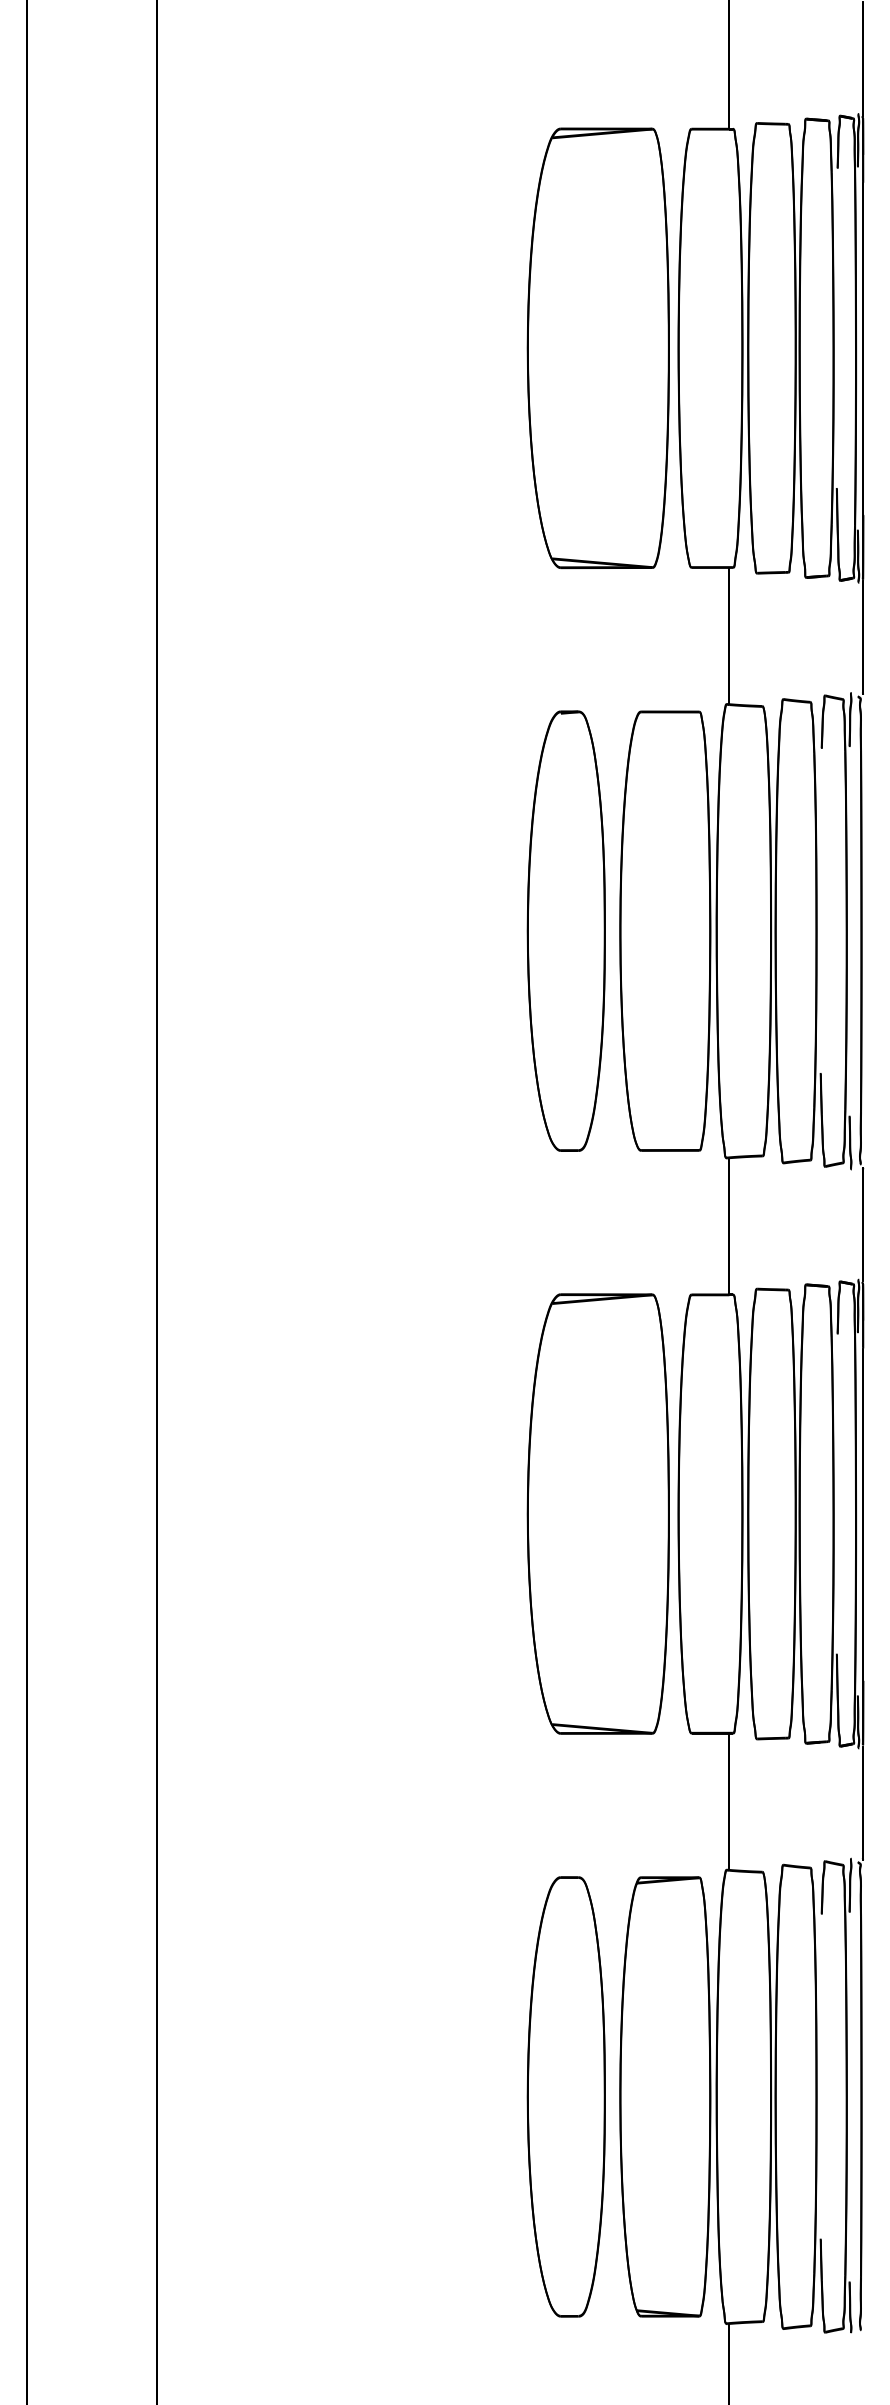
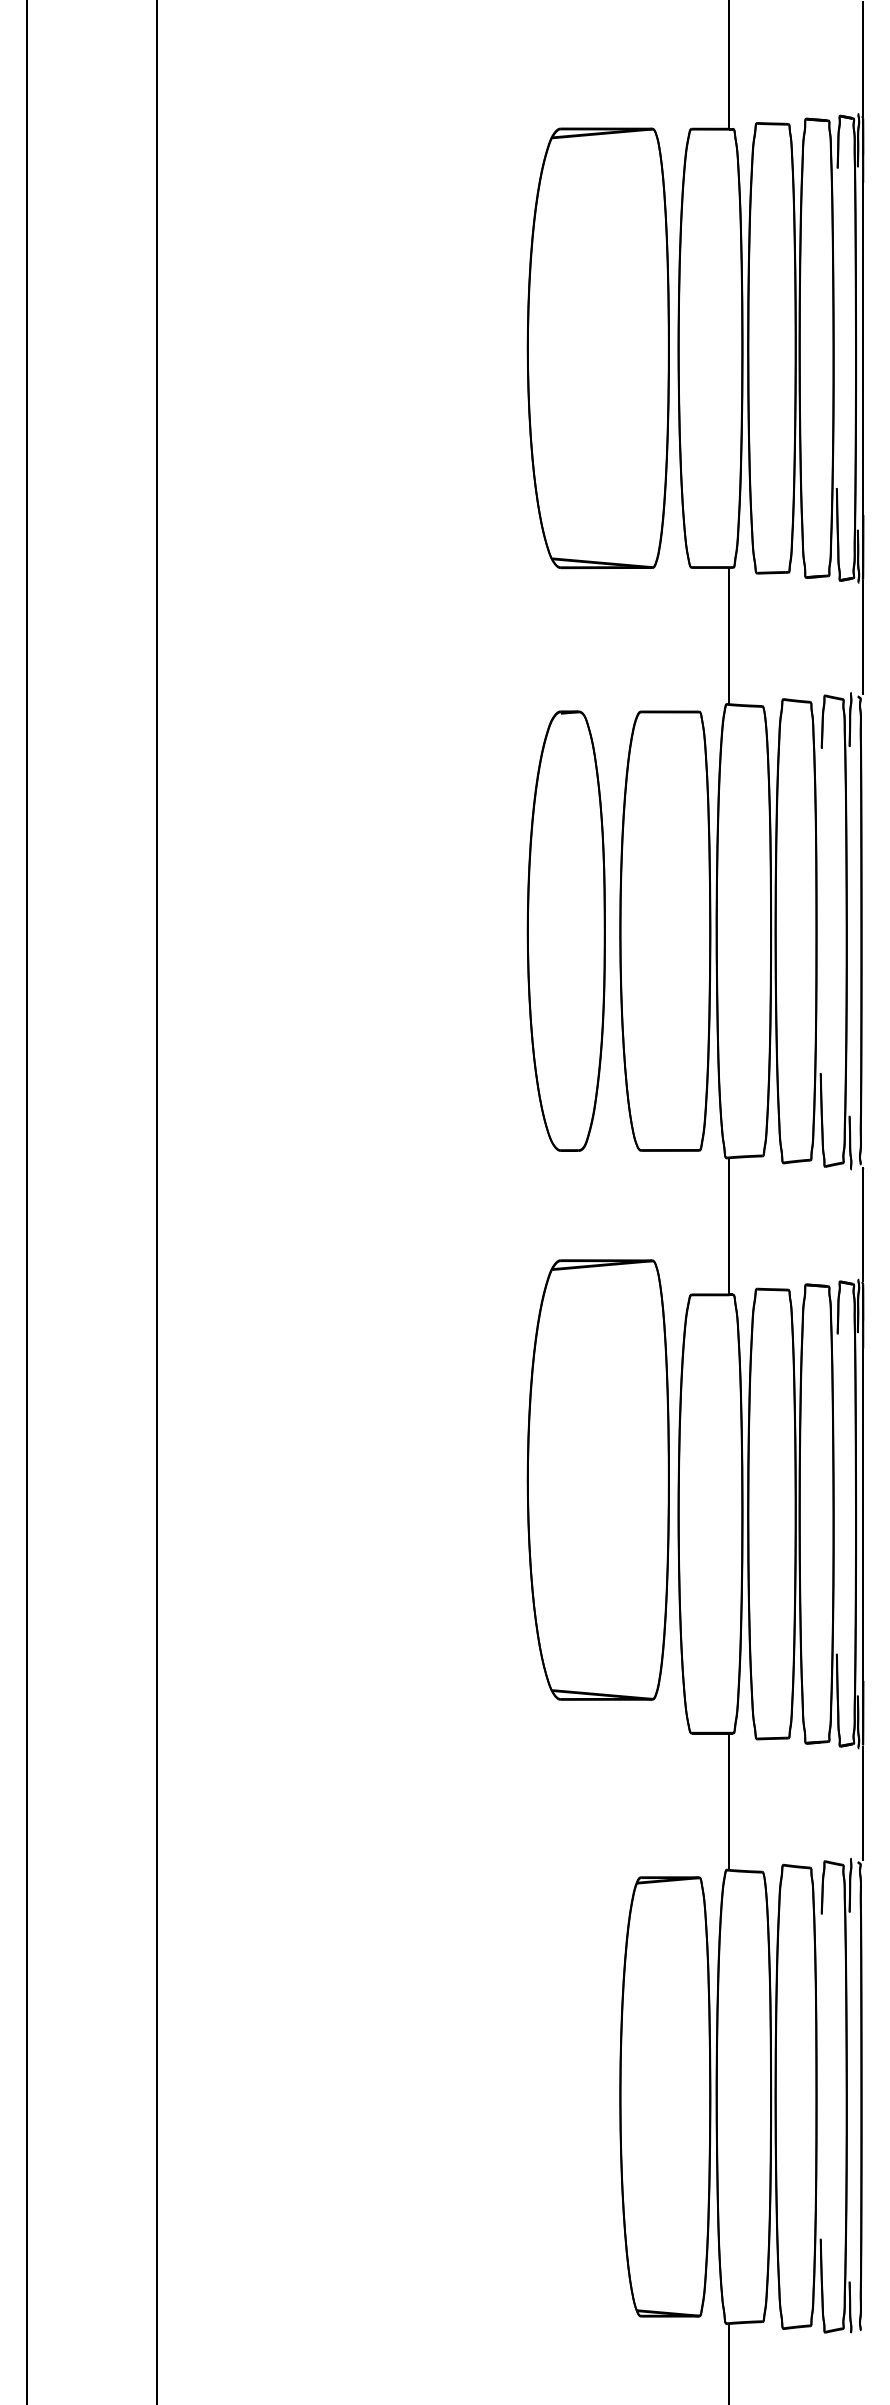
part position: (597, 1513) -> (597, 1479) (597, 1479)
part: present -> none (565, 2096)
